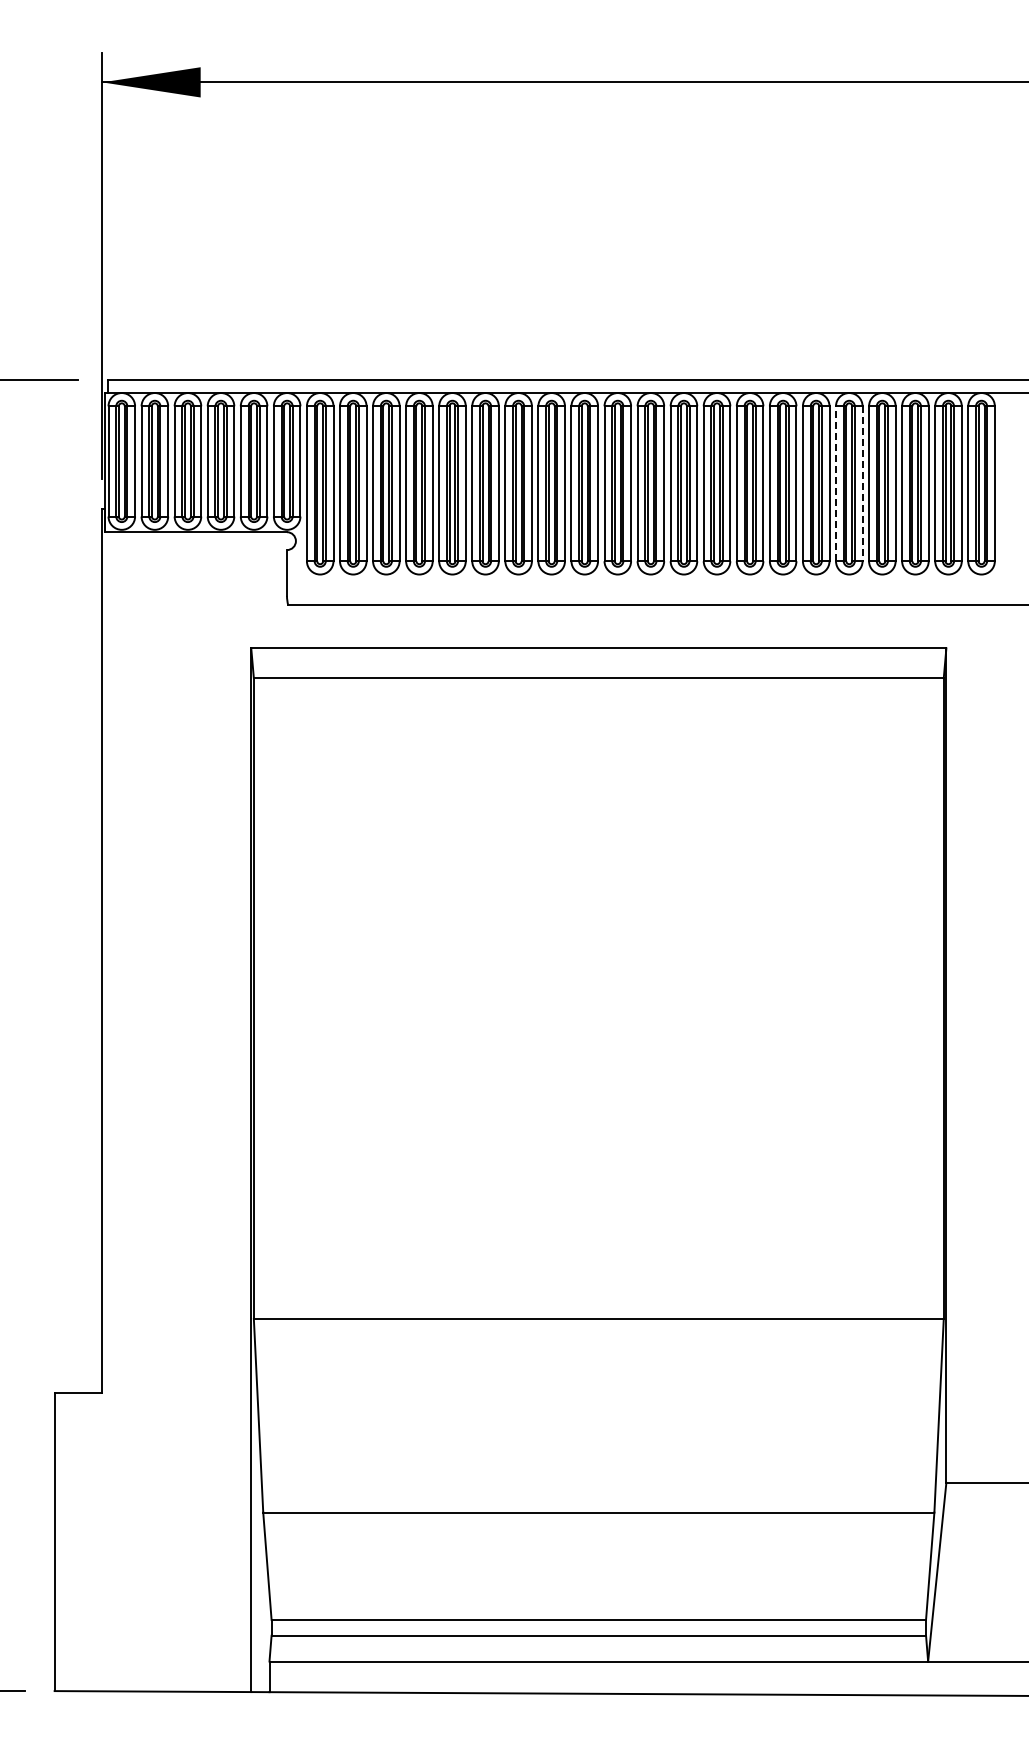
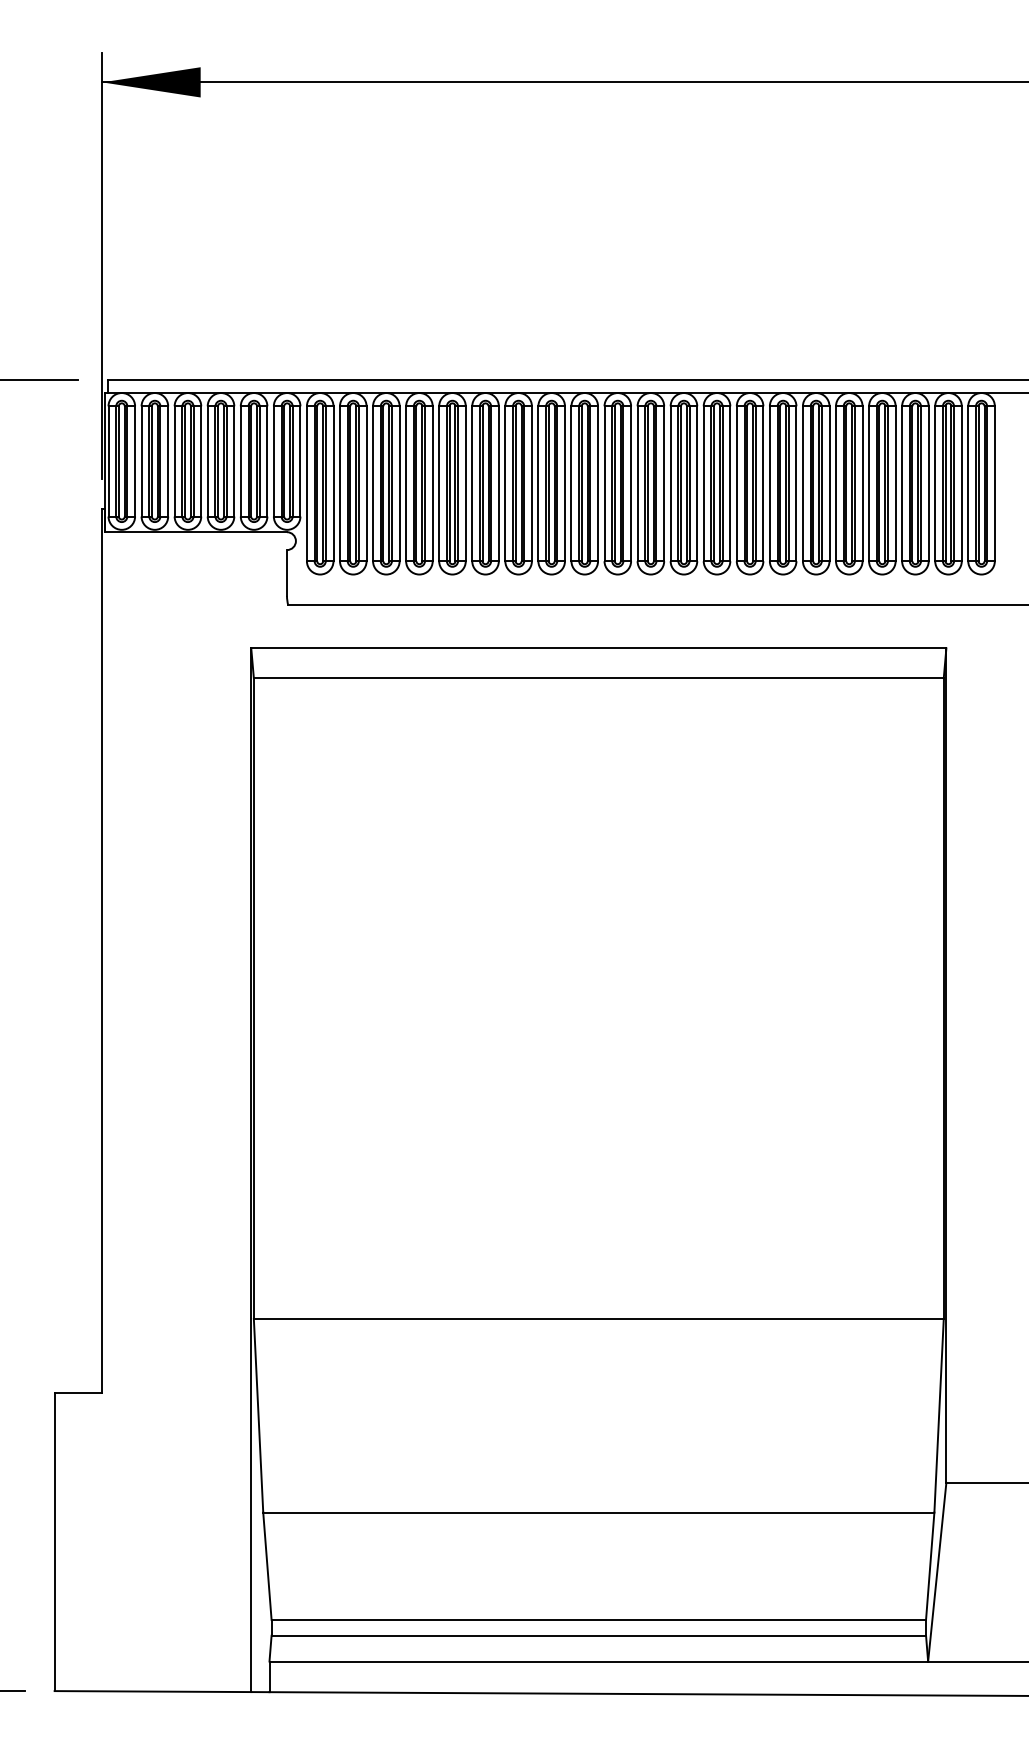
line: dashed -> solid (835, 483)
line: dashed -> solid (862, 484)
